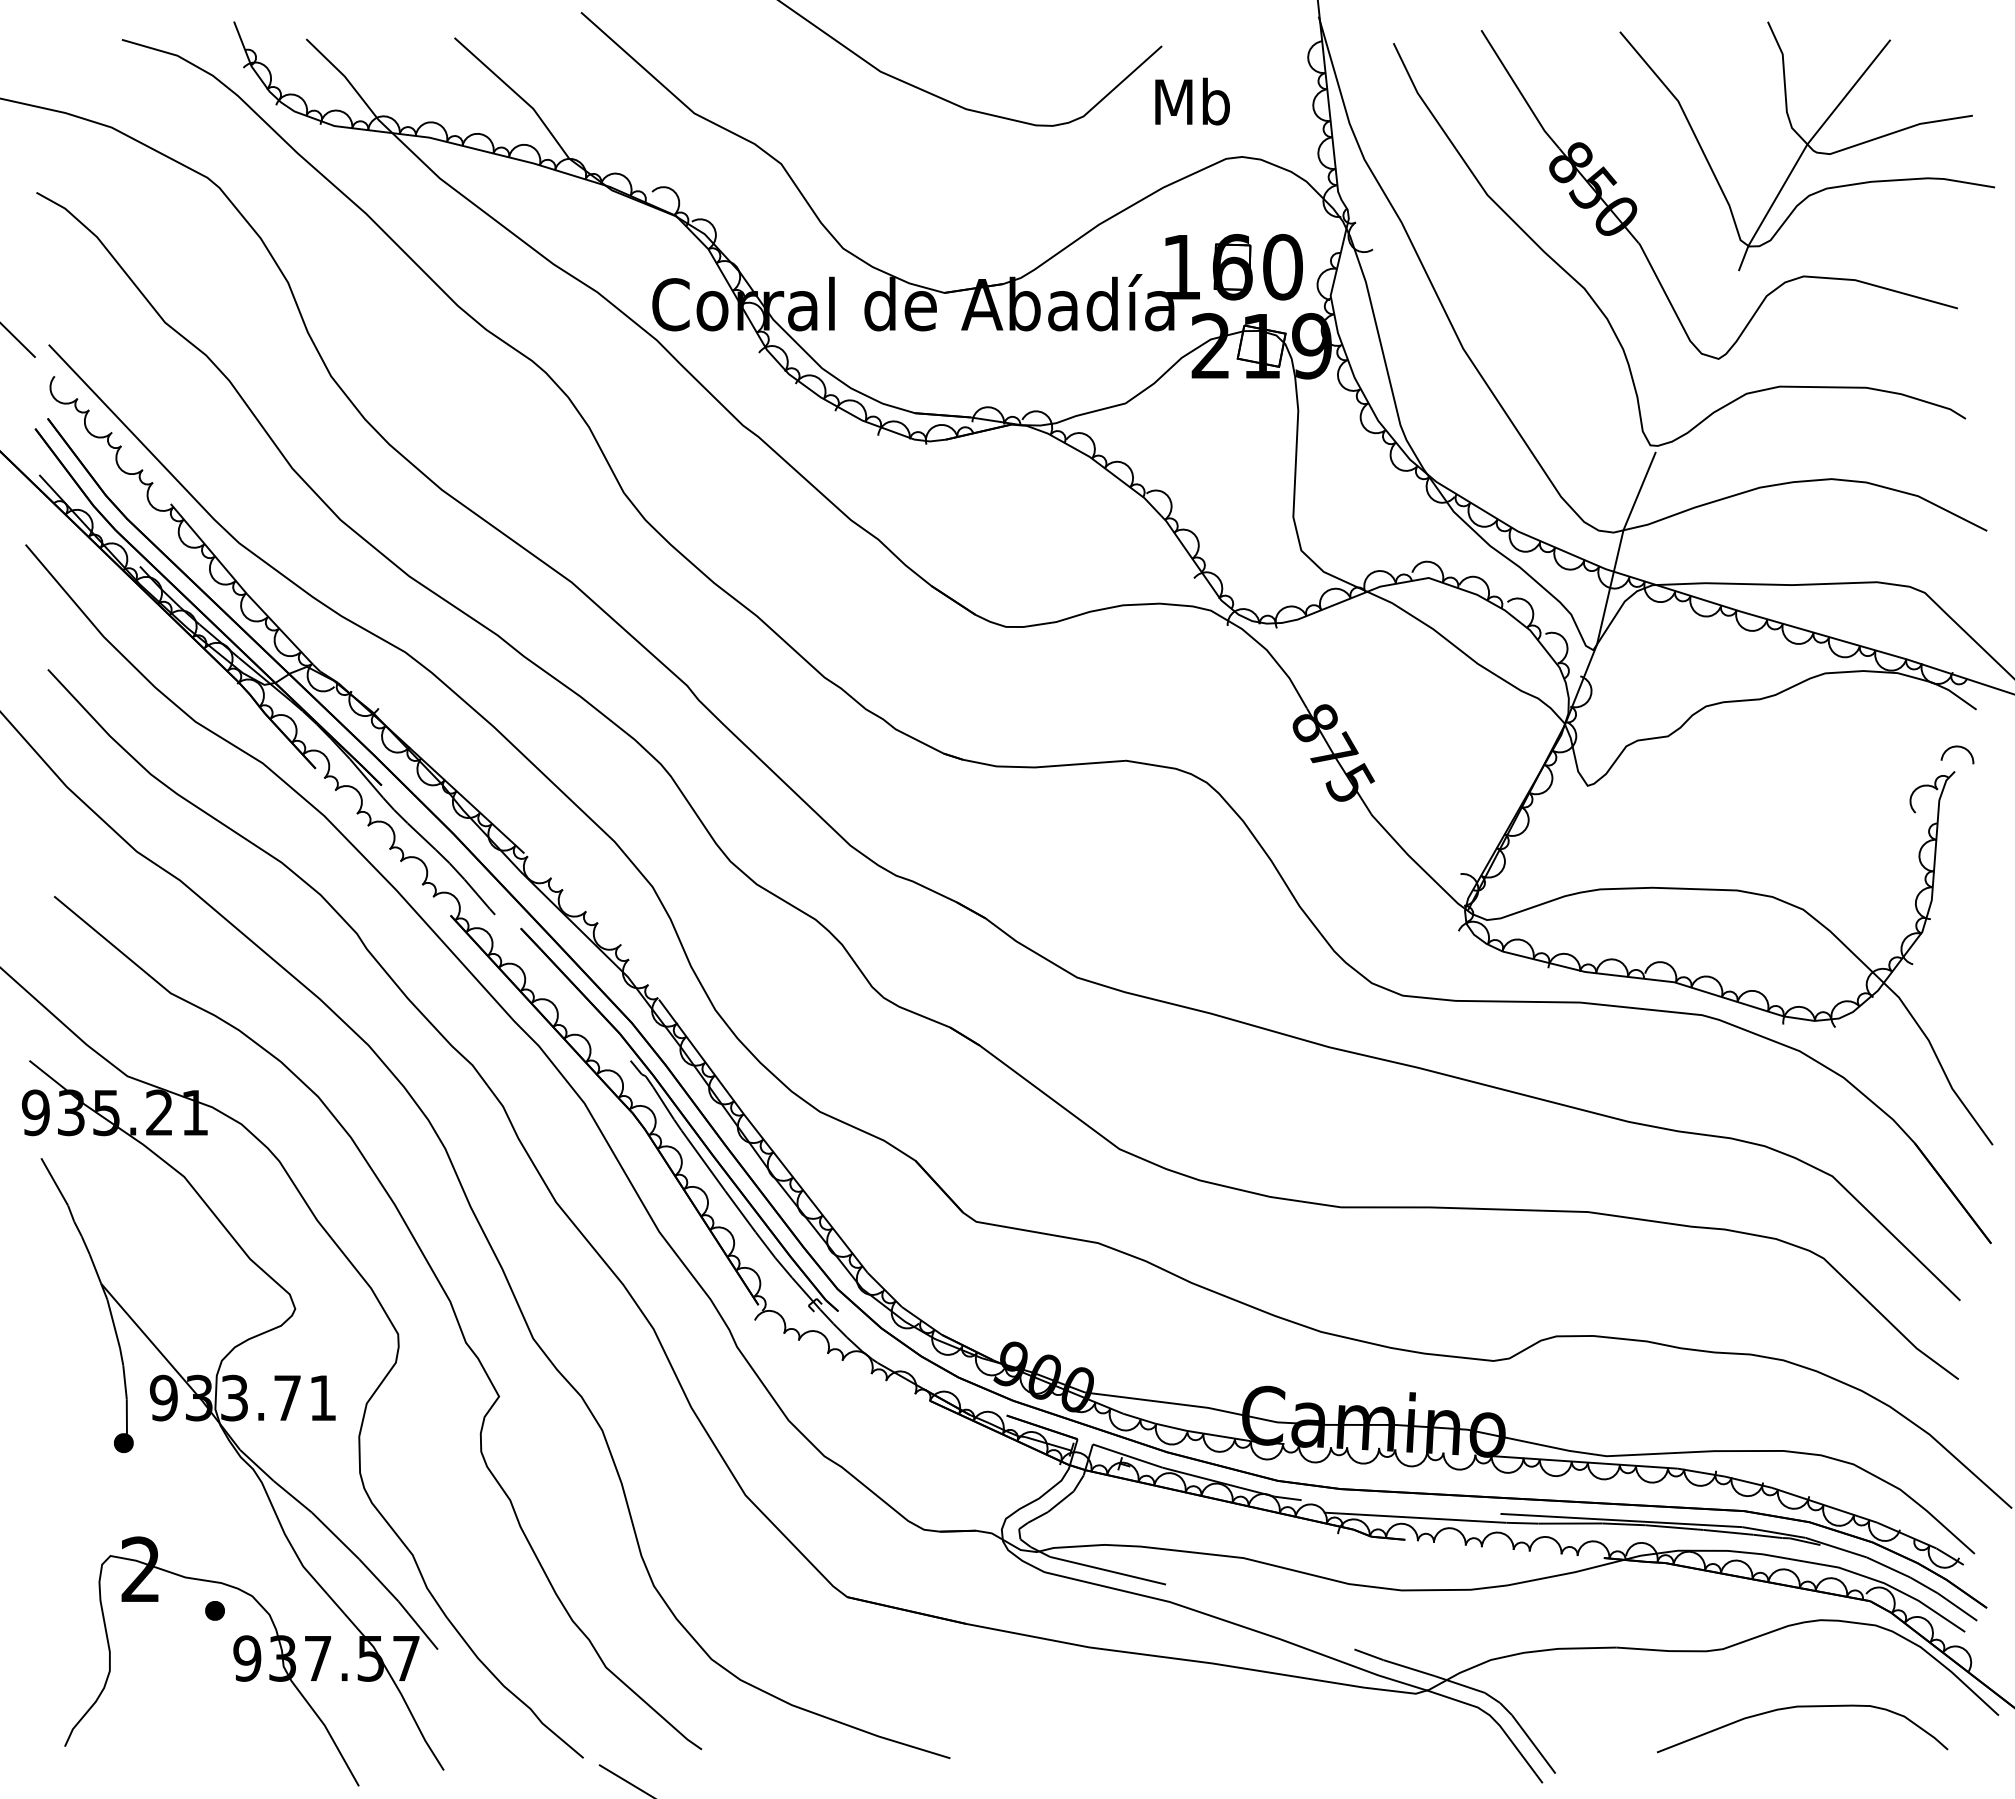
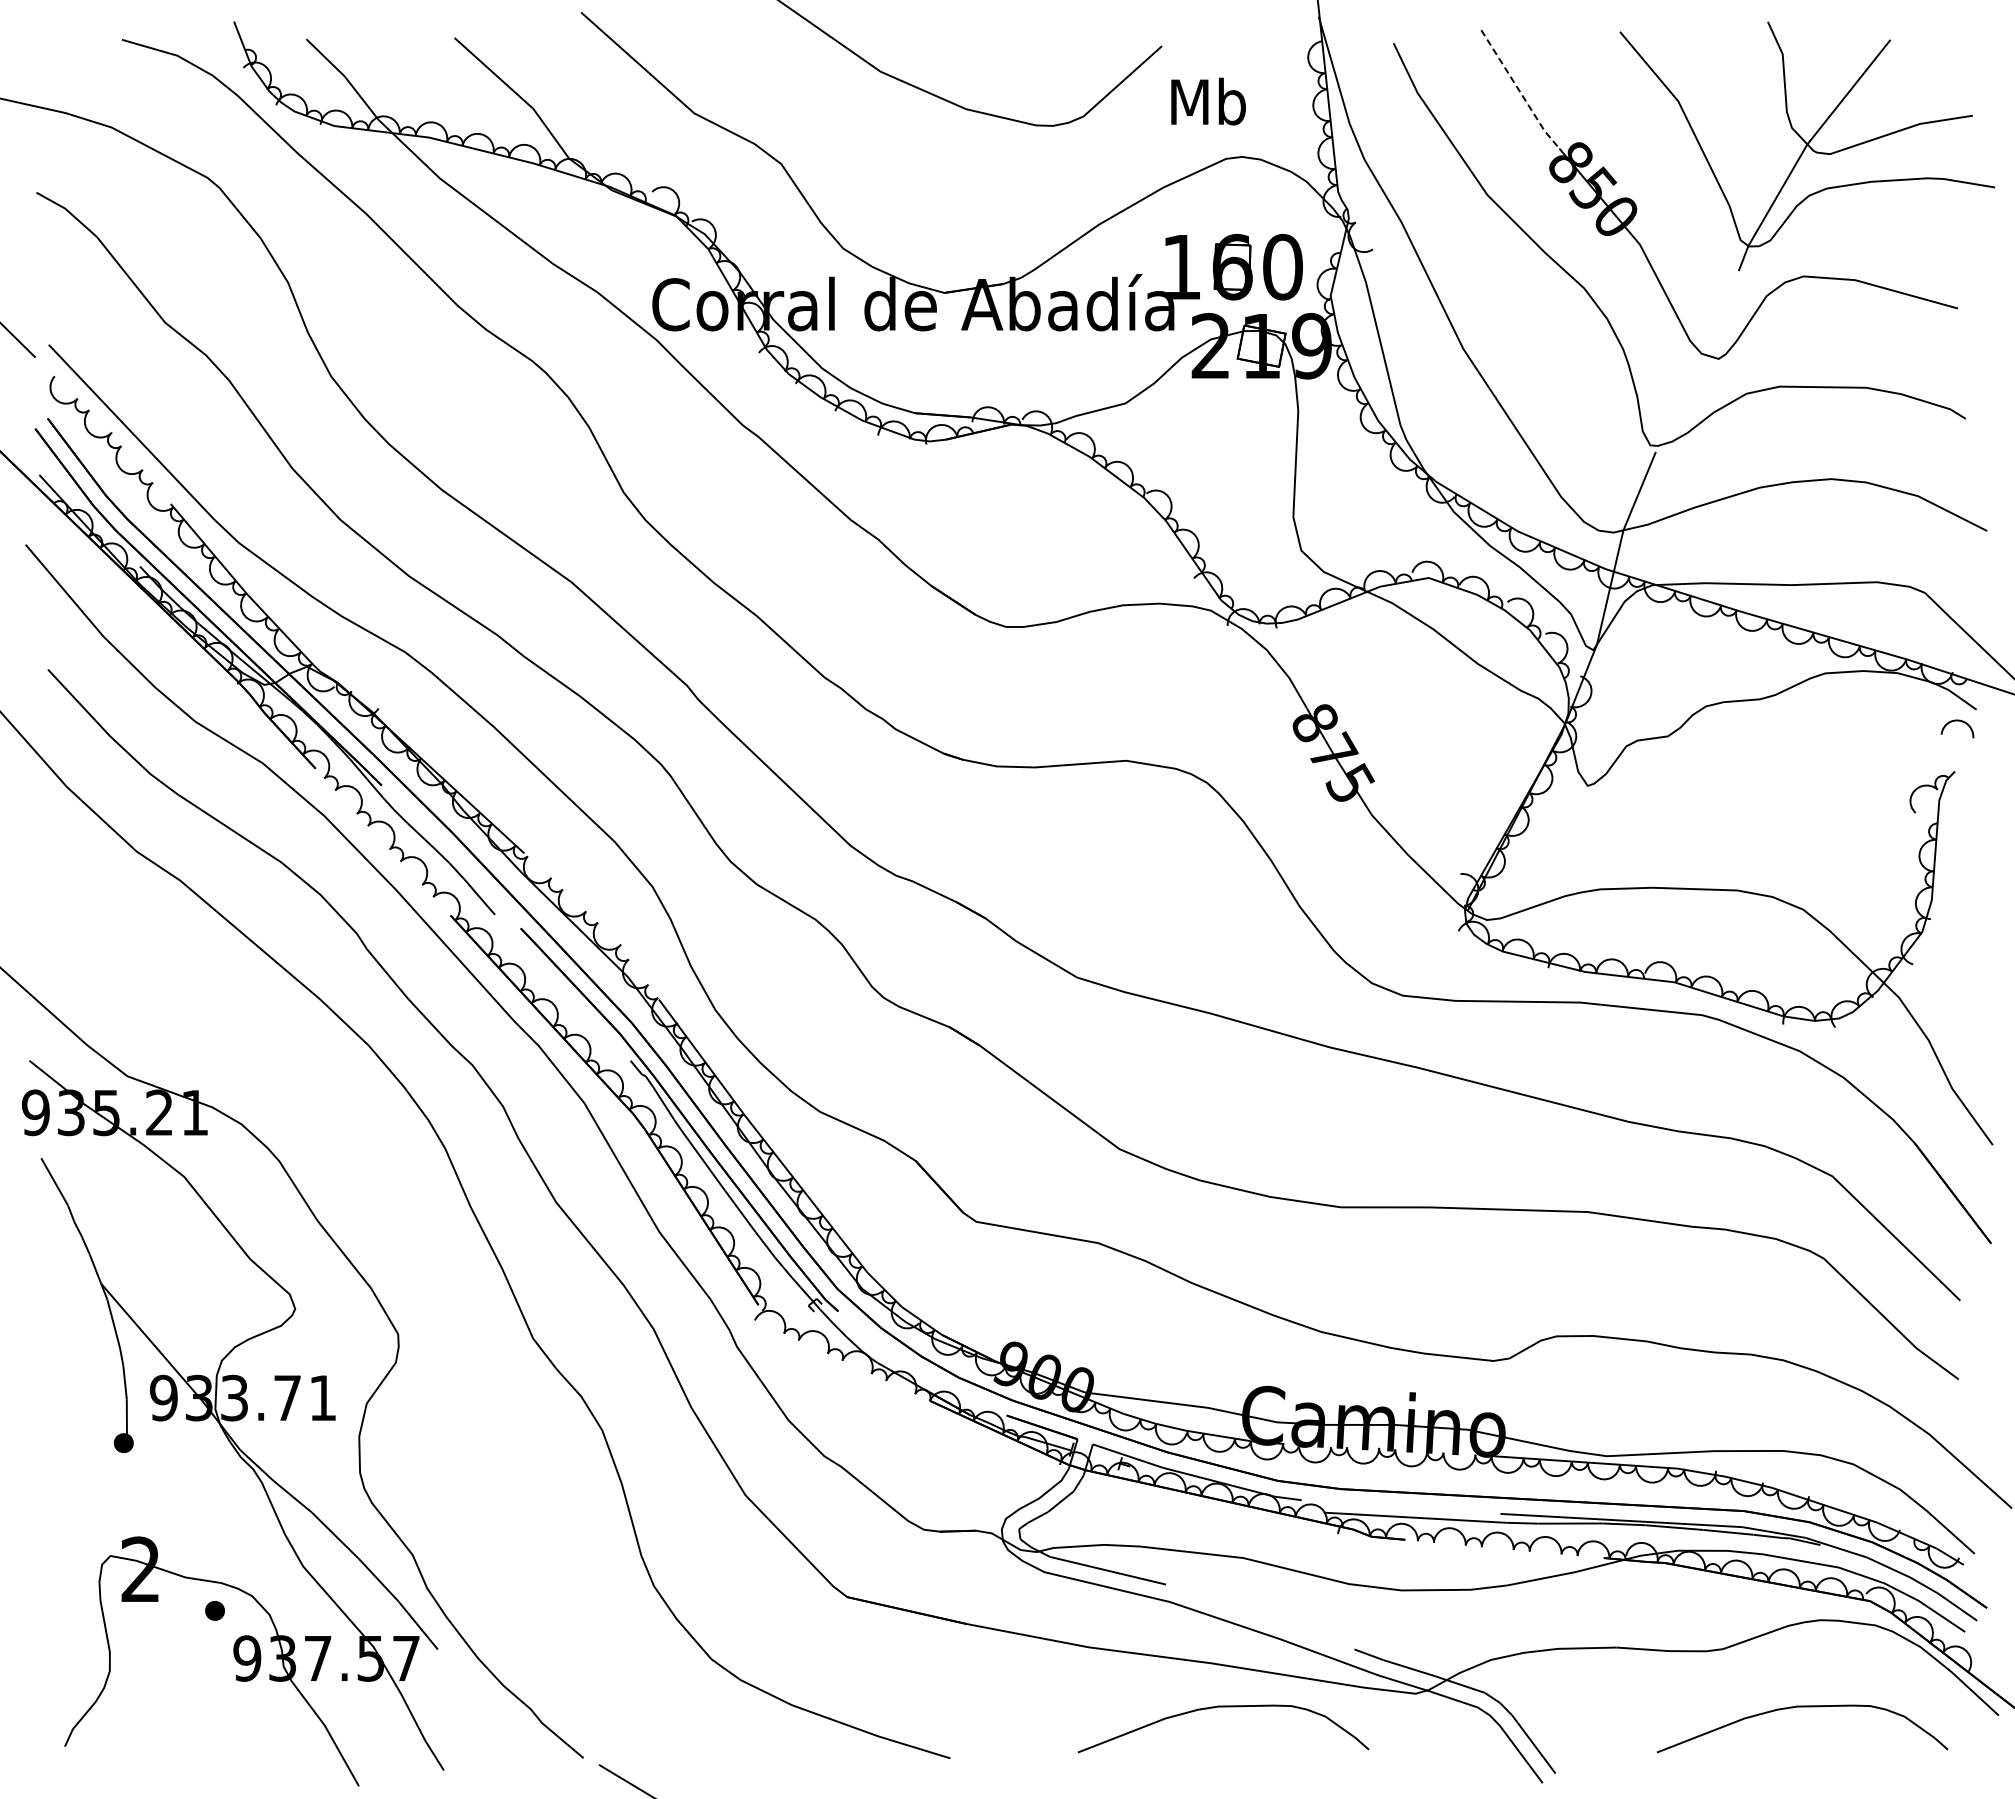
line: solid -> dashed (1519, 91)
text position: (1192, 101) -> (1208, 101) (1208, 101)
arc position: (1957, 747) -> (1957, 721) (1957, 721)
curve: present -> none (442, 1290)
curve: none -> present (1223, 1707)
